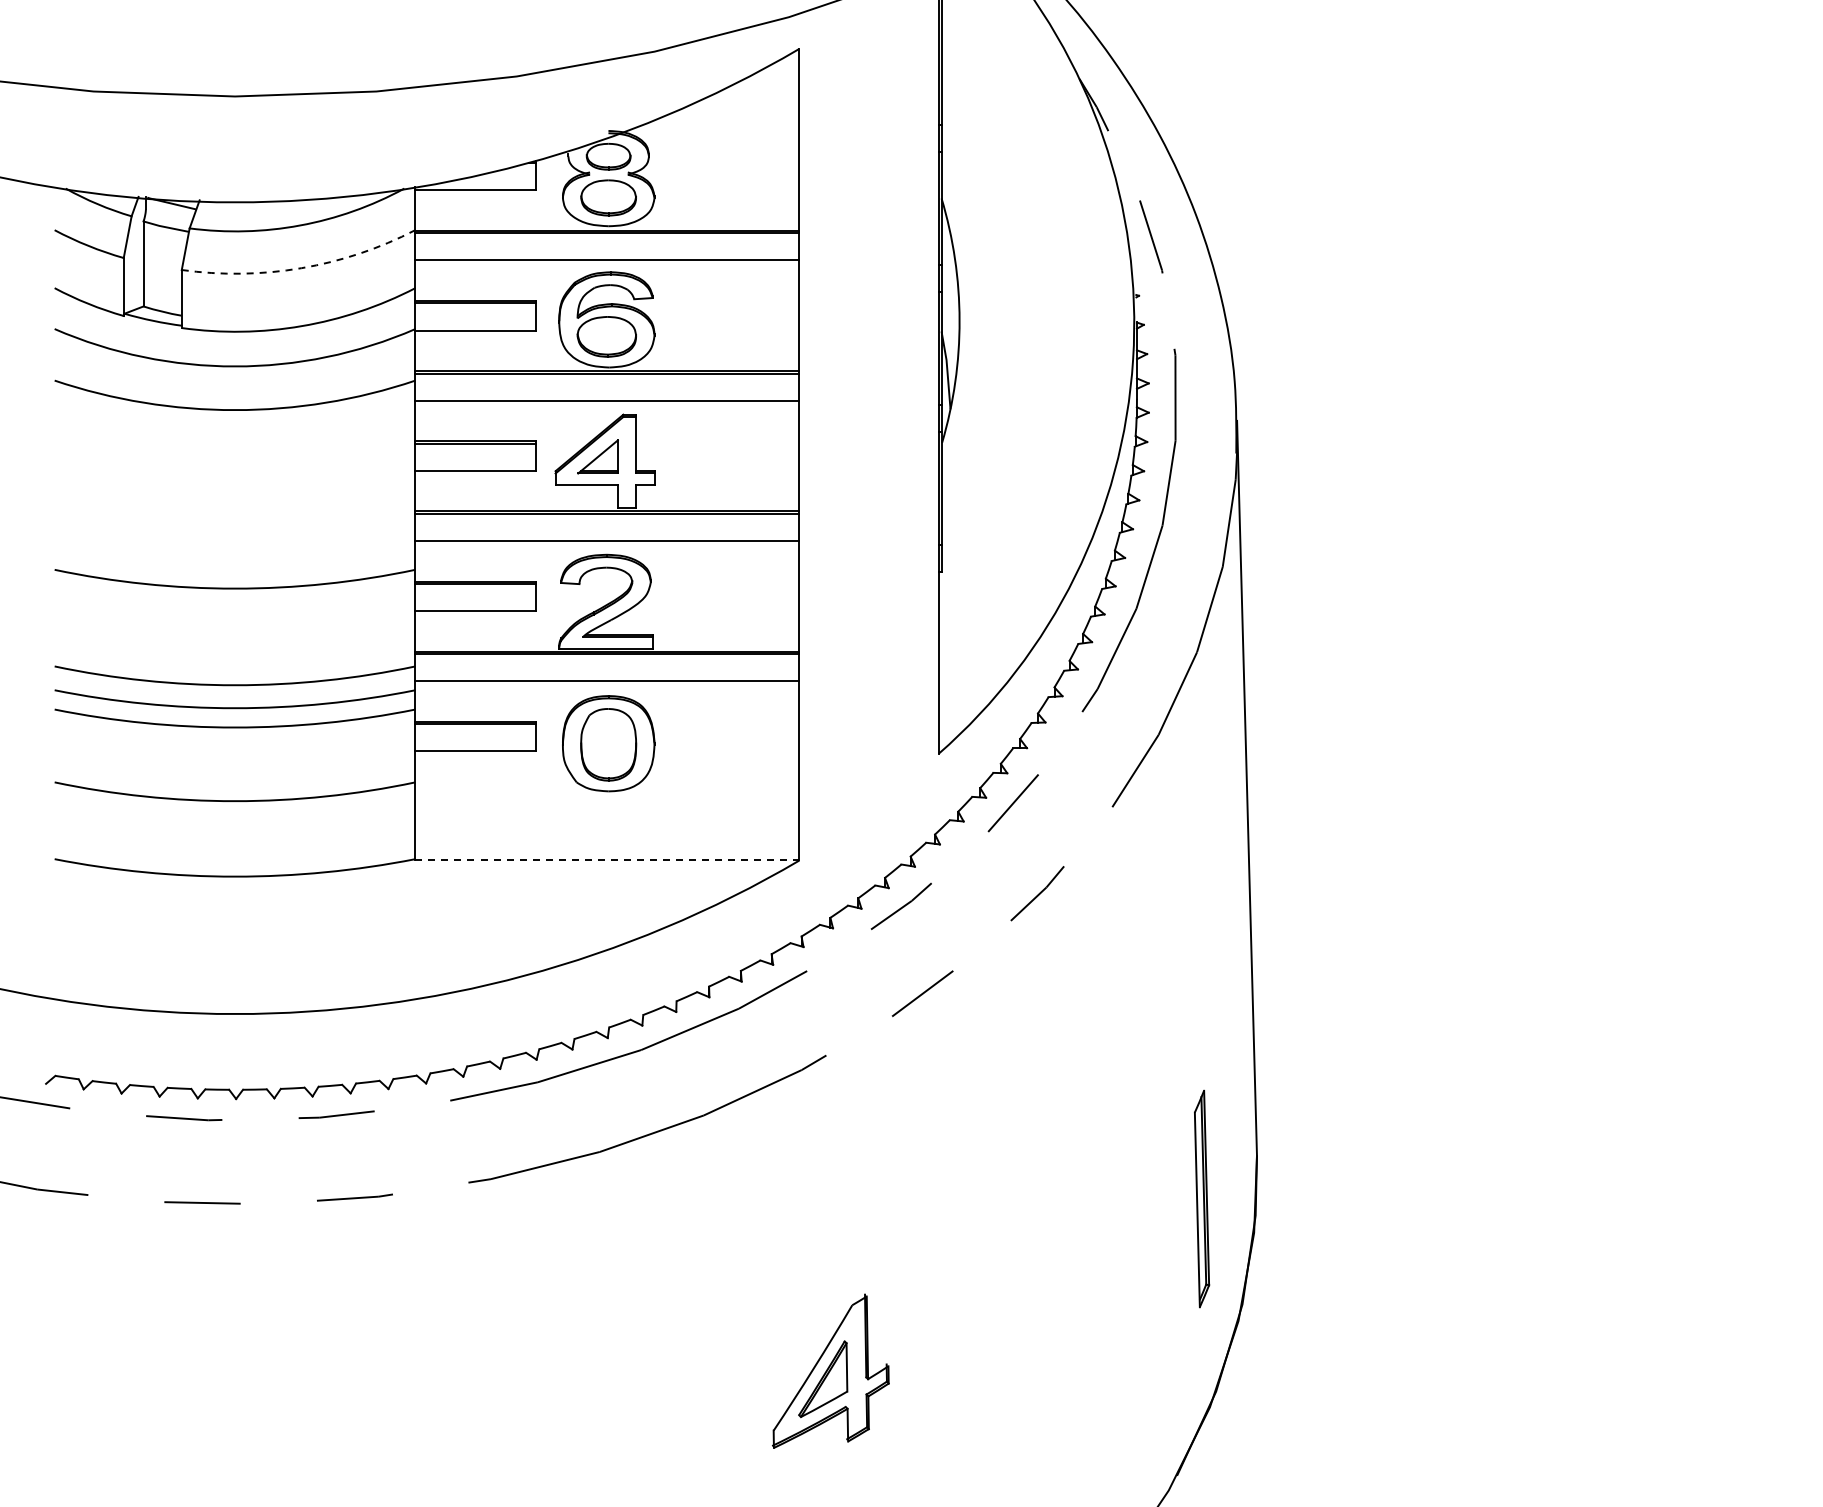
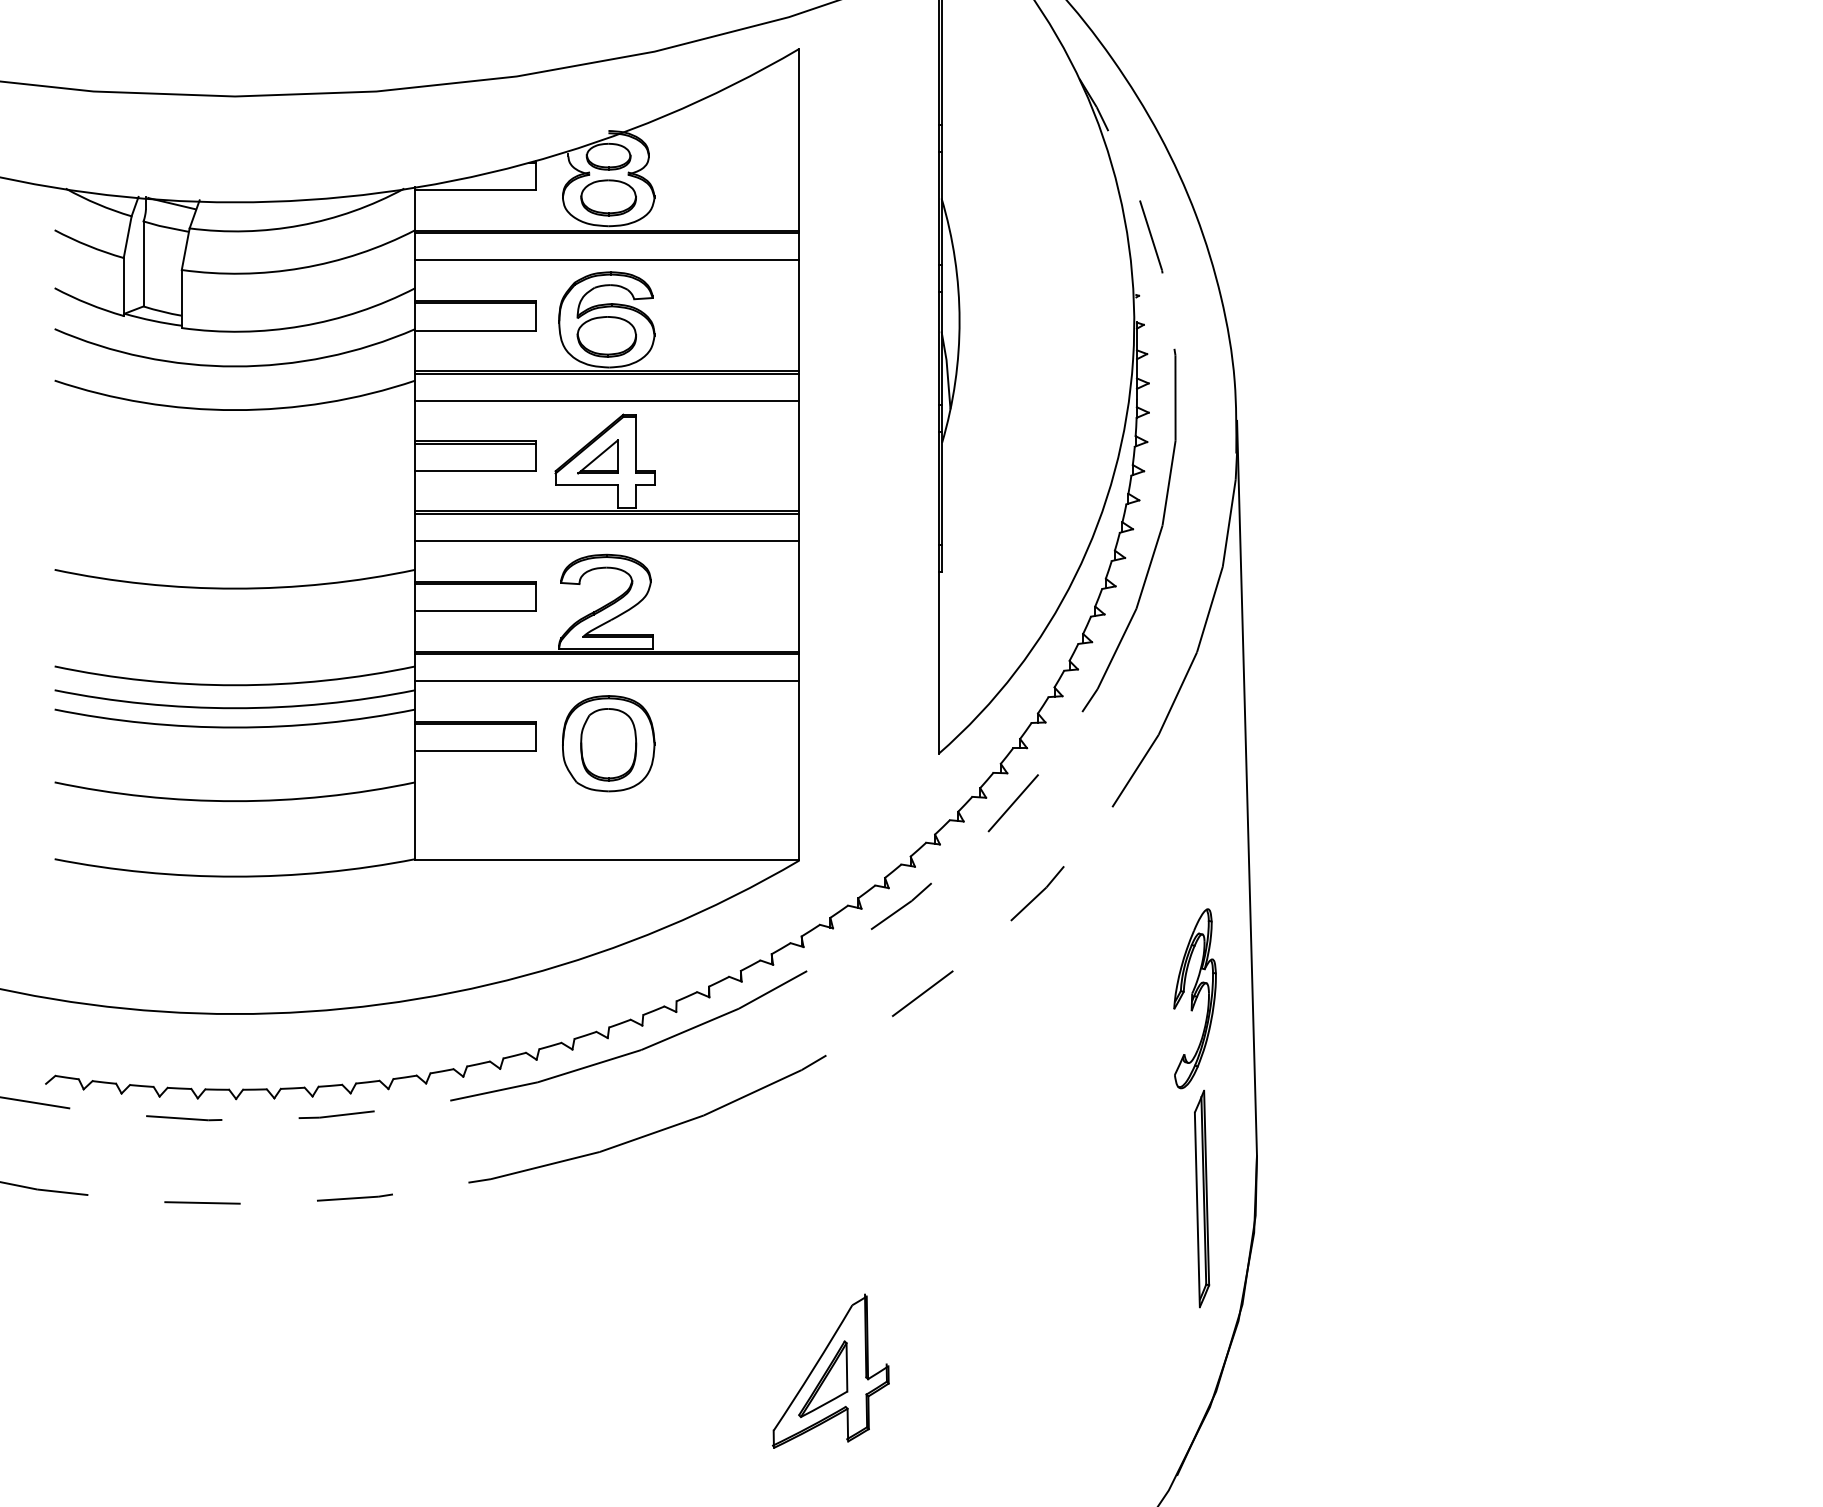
arc: dashed -> solid (301, 268)
line: dashed -> solid (607, 860)
part: none -> present (1194, 998)
